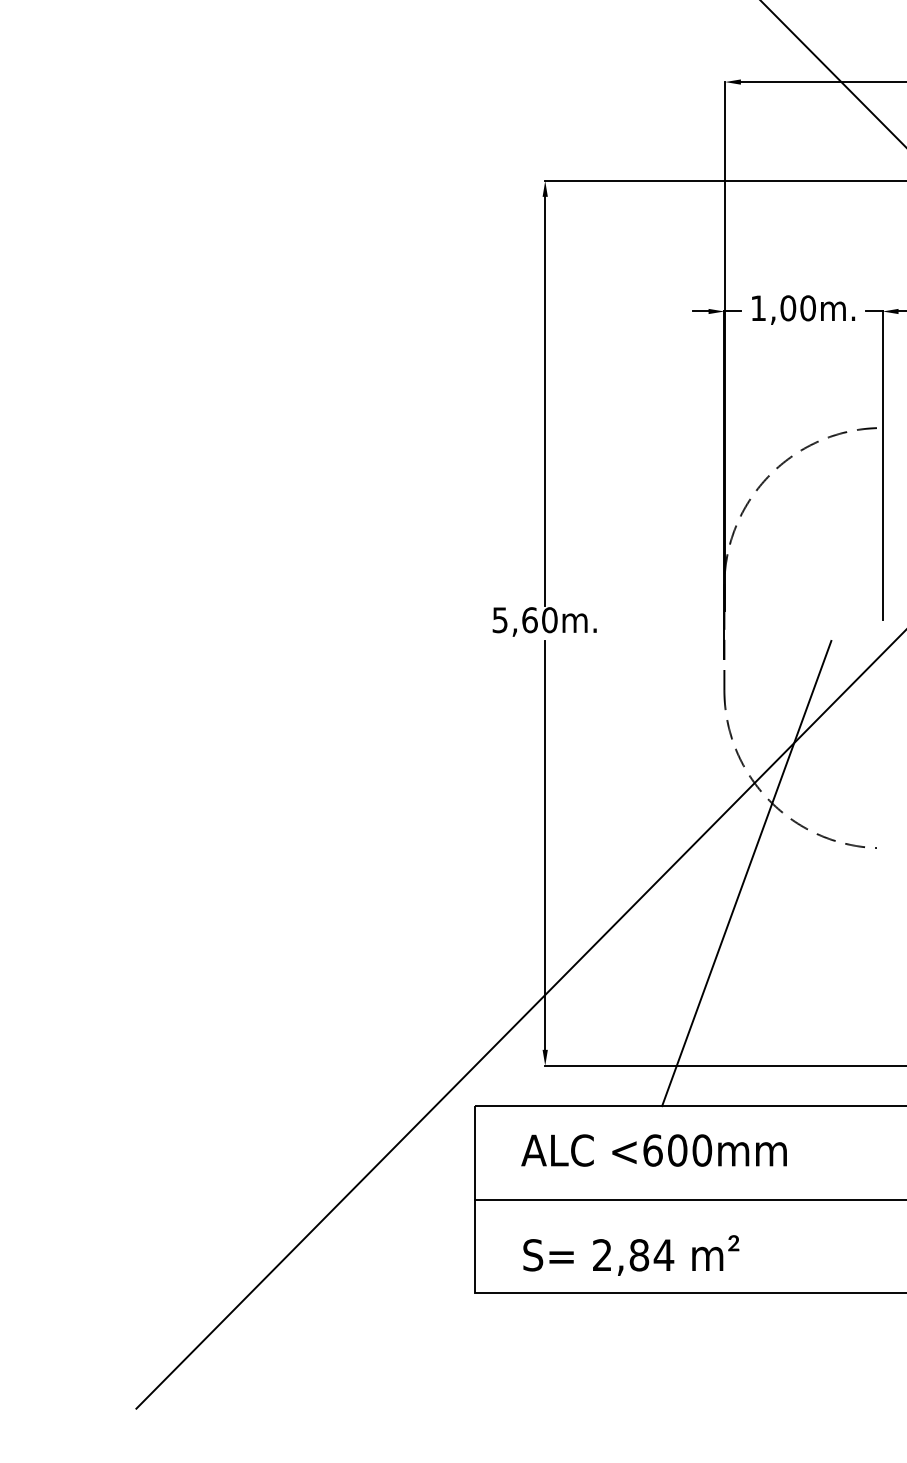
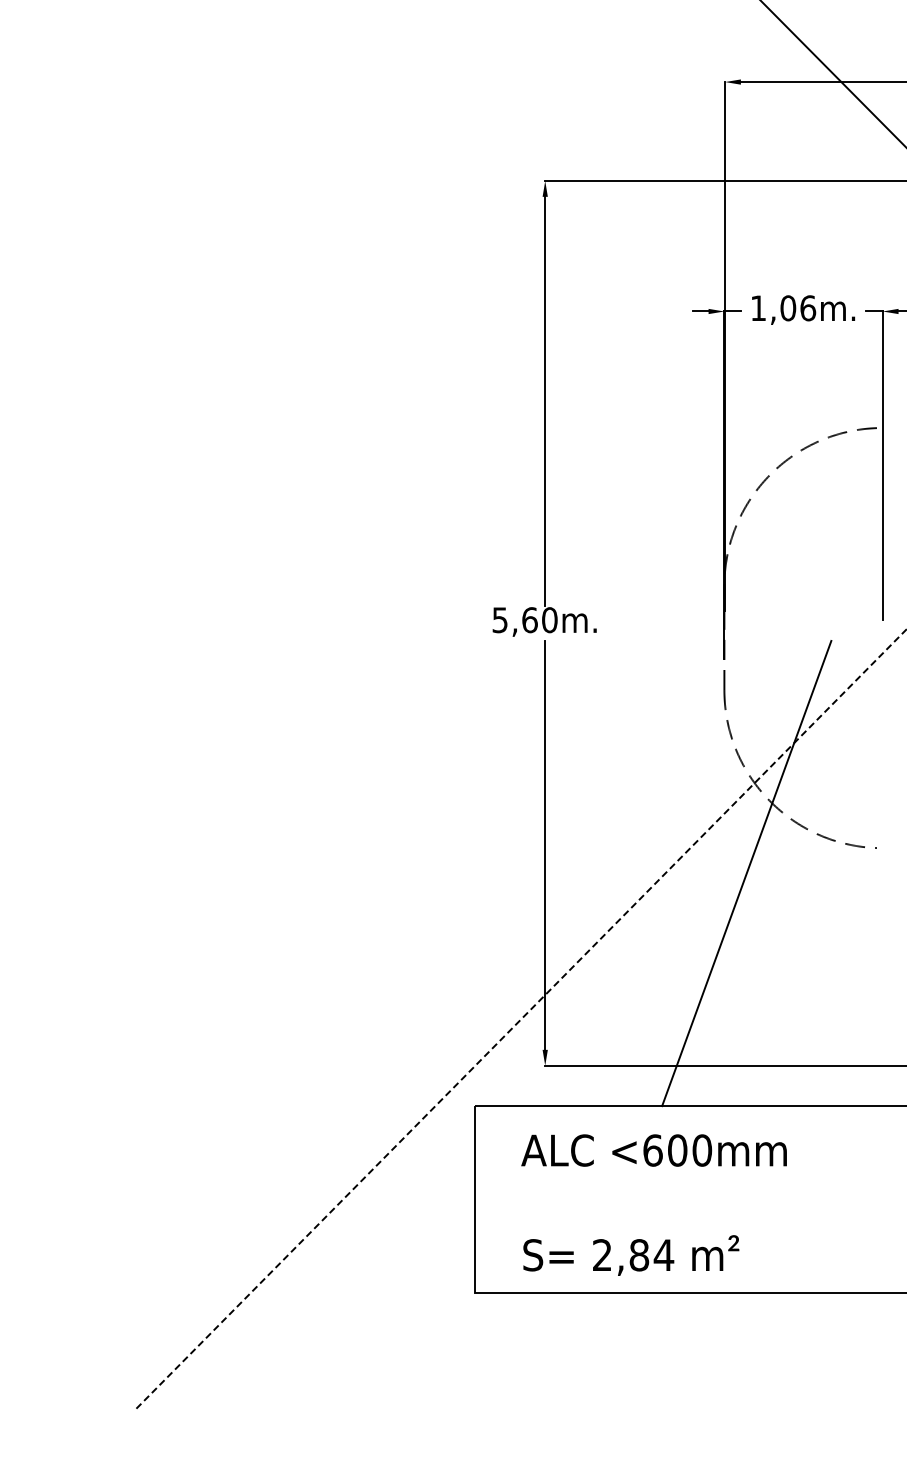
text: 1,00m. -> 1,06m. (808, 308)
line: solid -> dashed (521, 1019)
line: present -> none (688, 1199)
